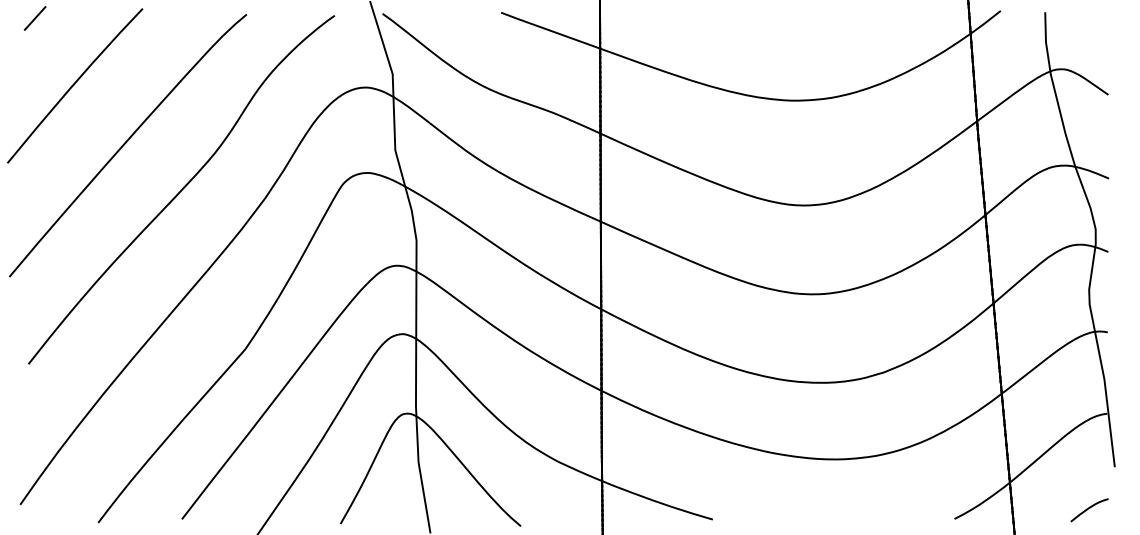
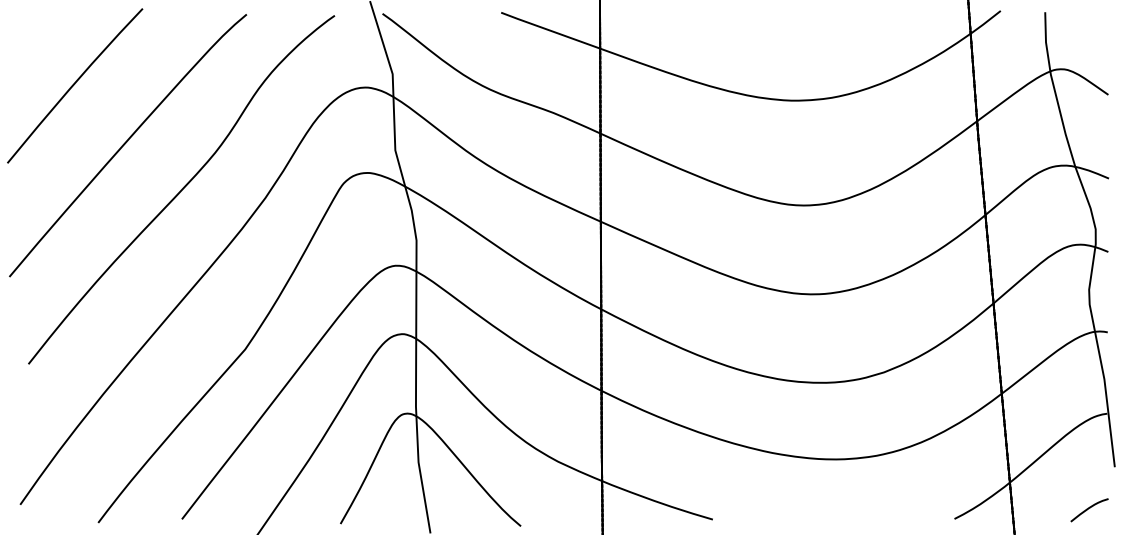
line: present -> none (34, 18)
